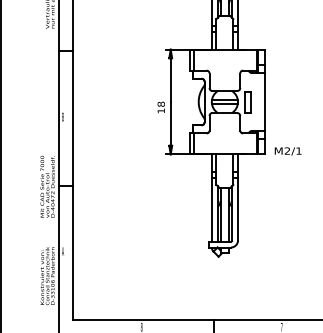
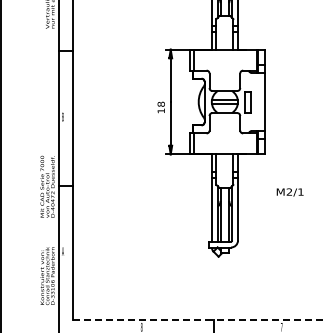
text position: (287, 151) -> (289, 192) (289, 192)
line: solid -> dashed (198, 320)
